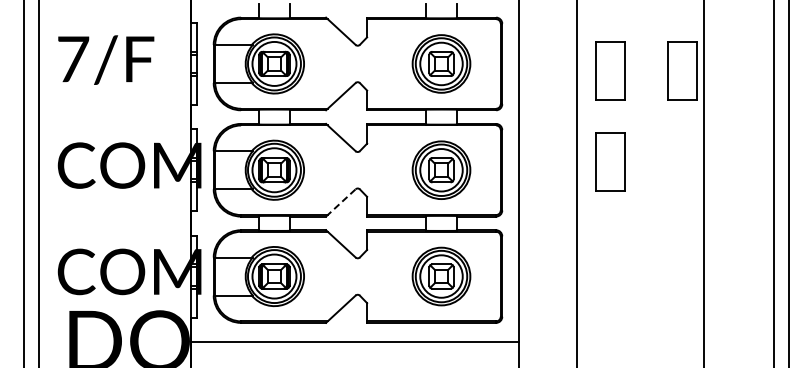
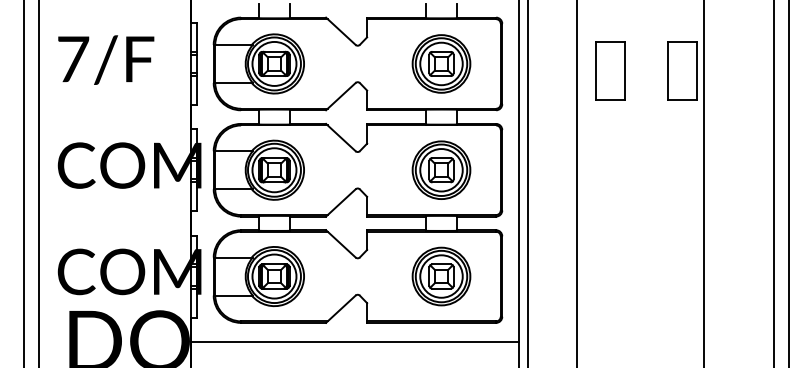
part: present -> none (610, 161)
line: none -> present (528, 183)
line: dashed -> solid (341, 202)
